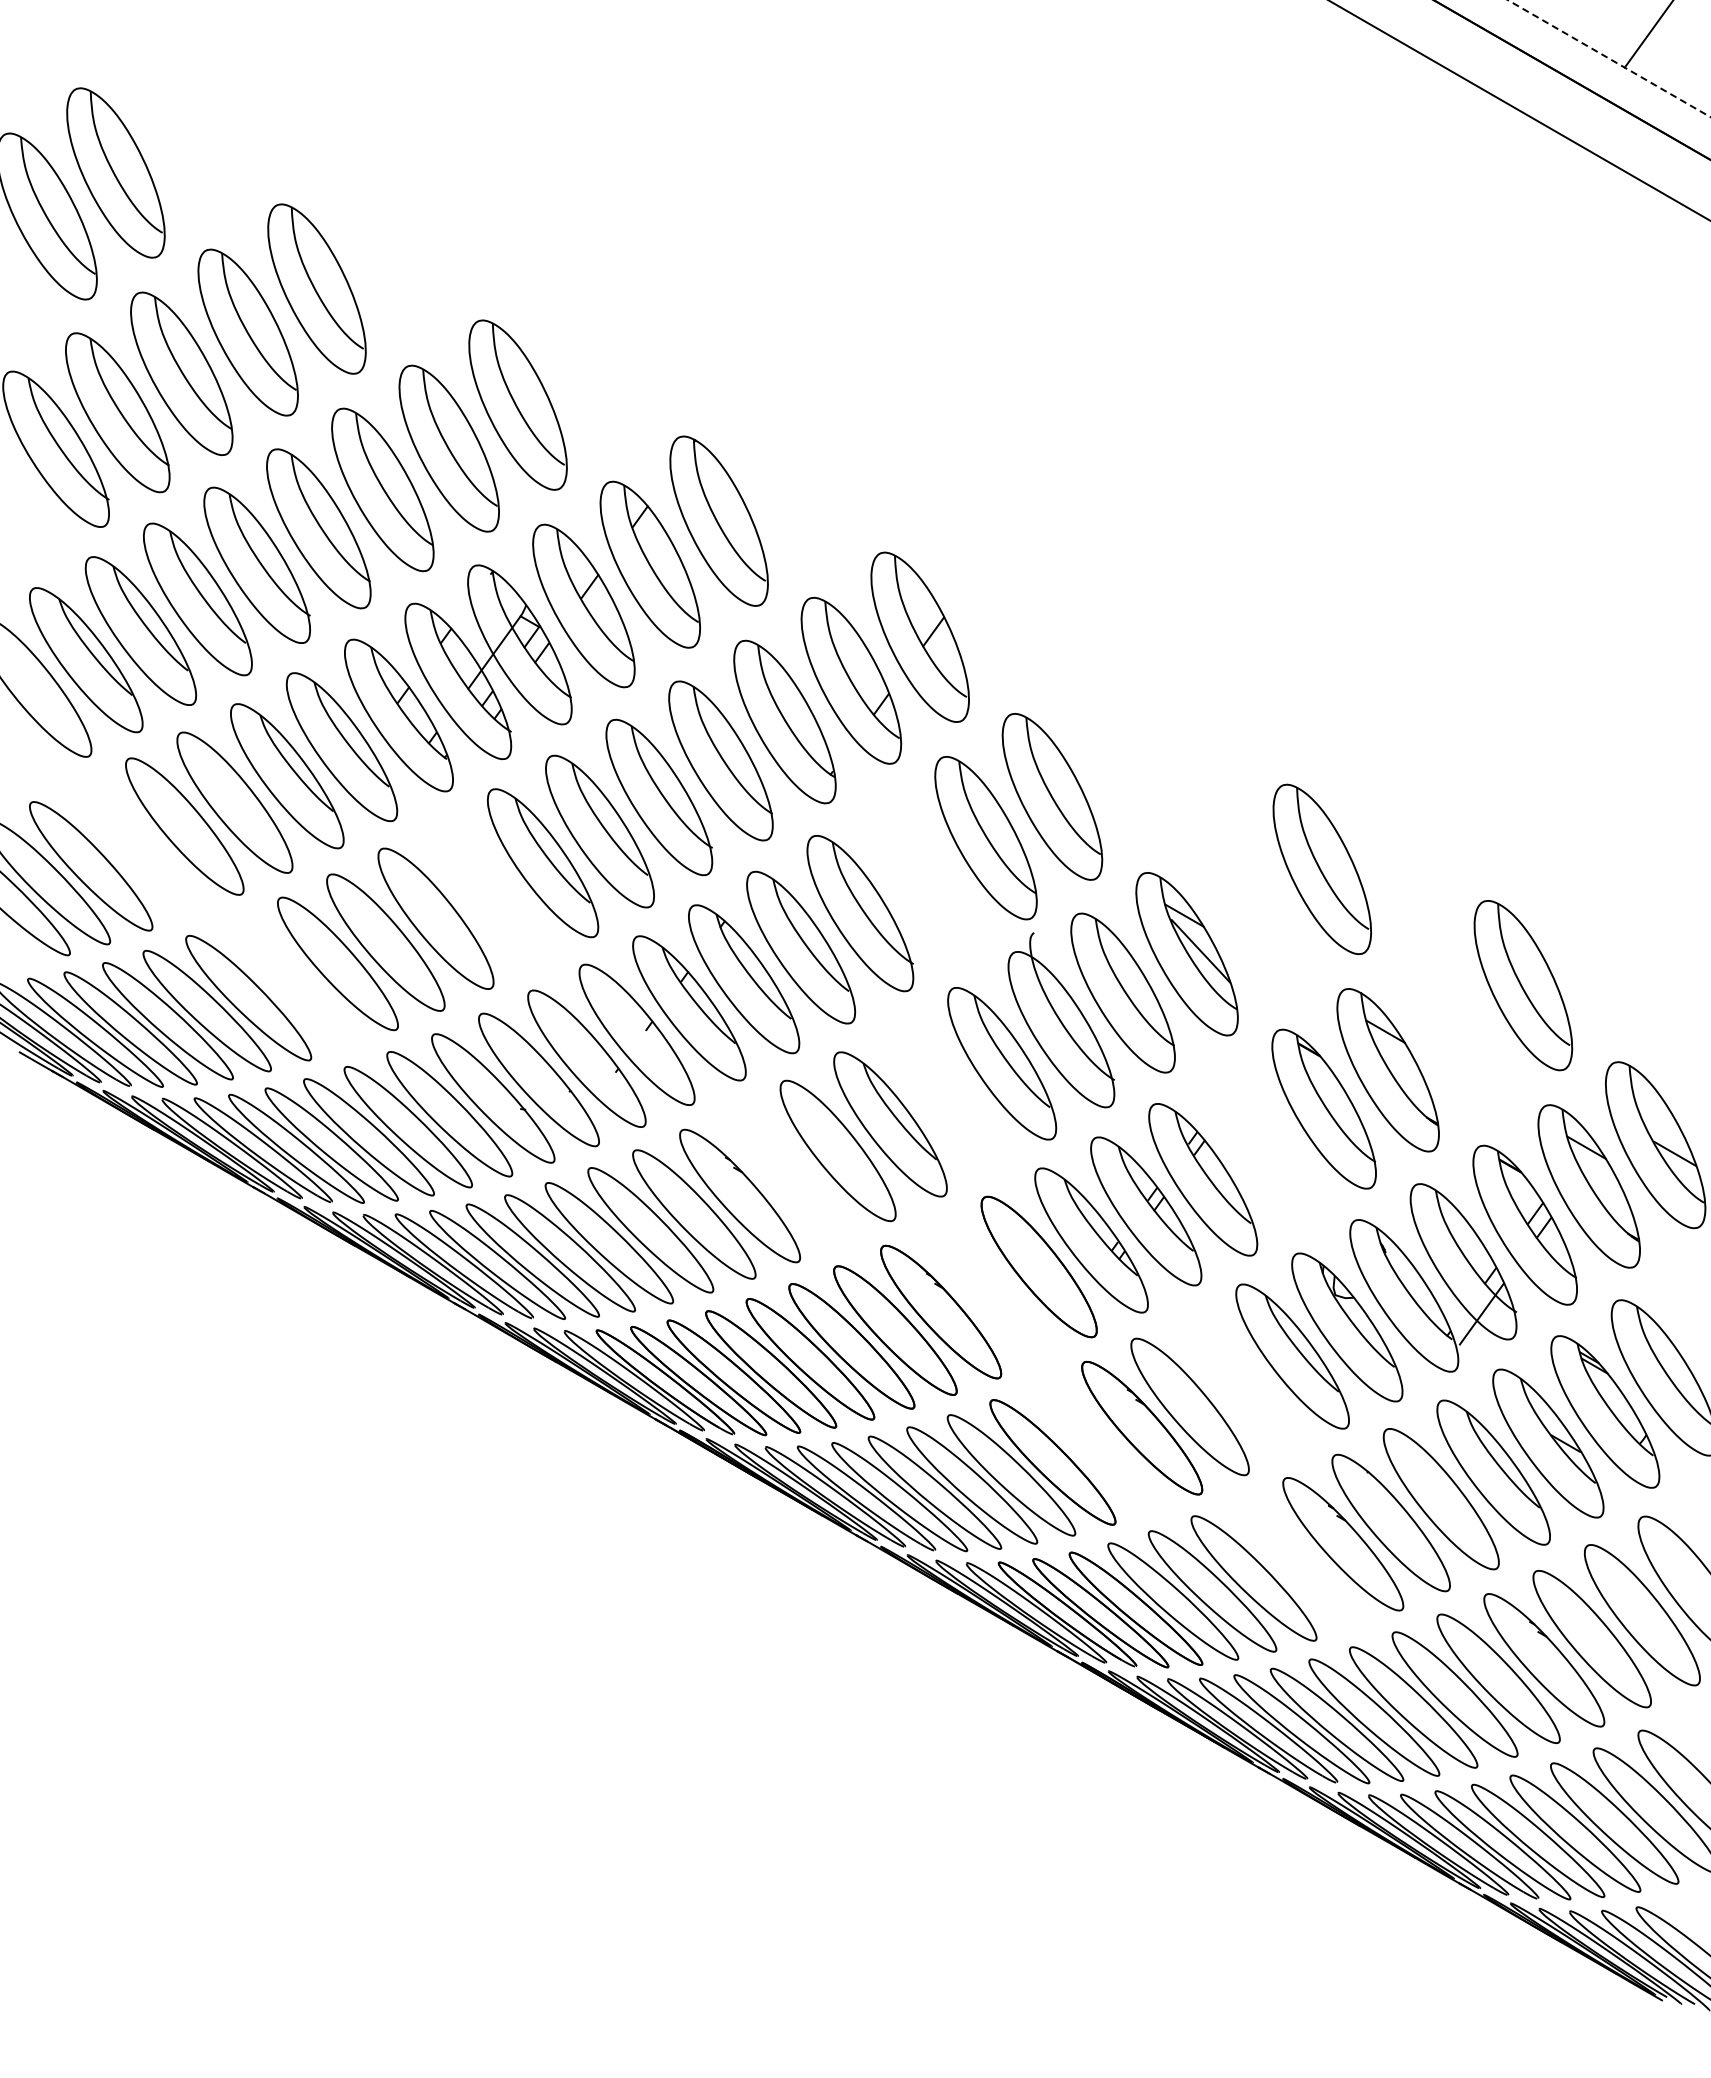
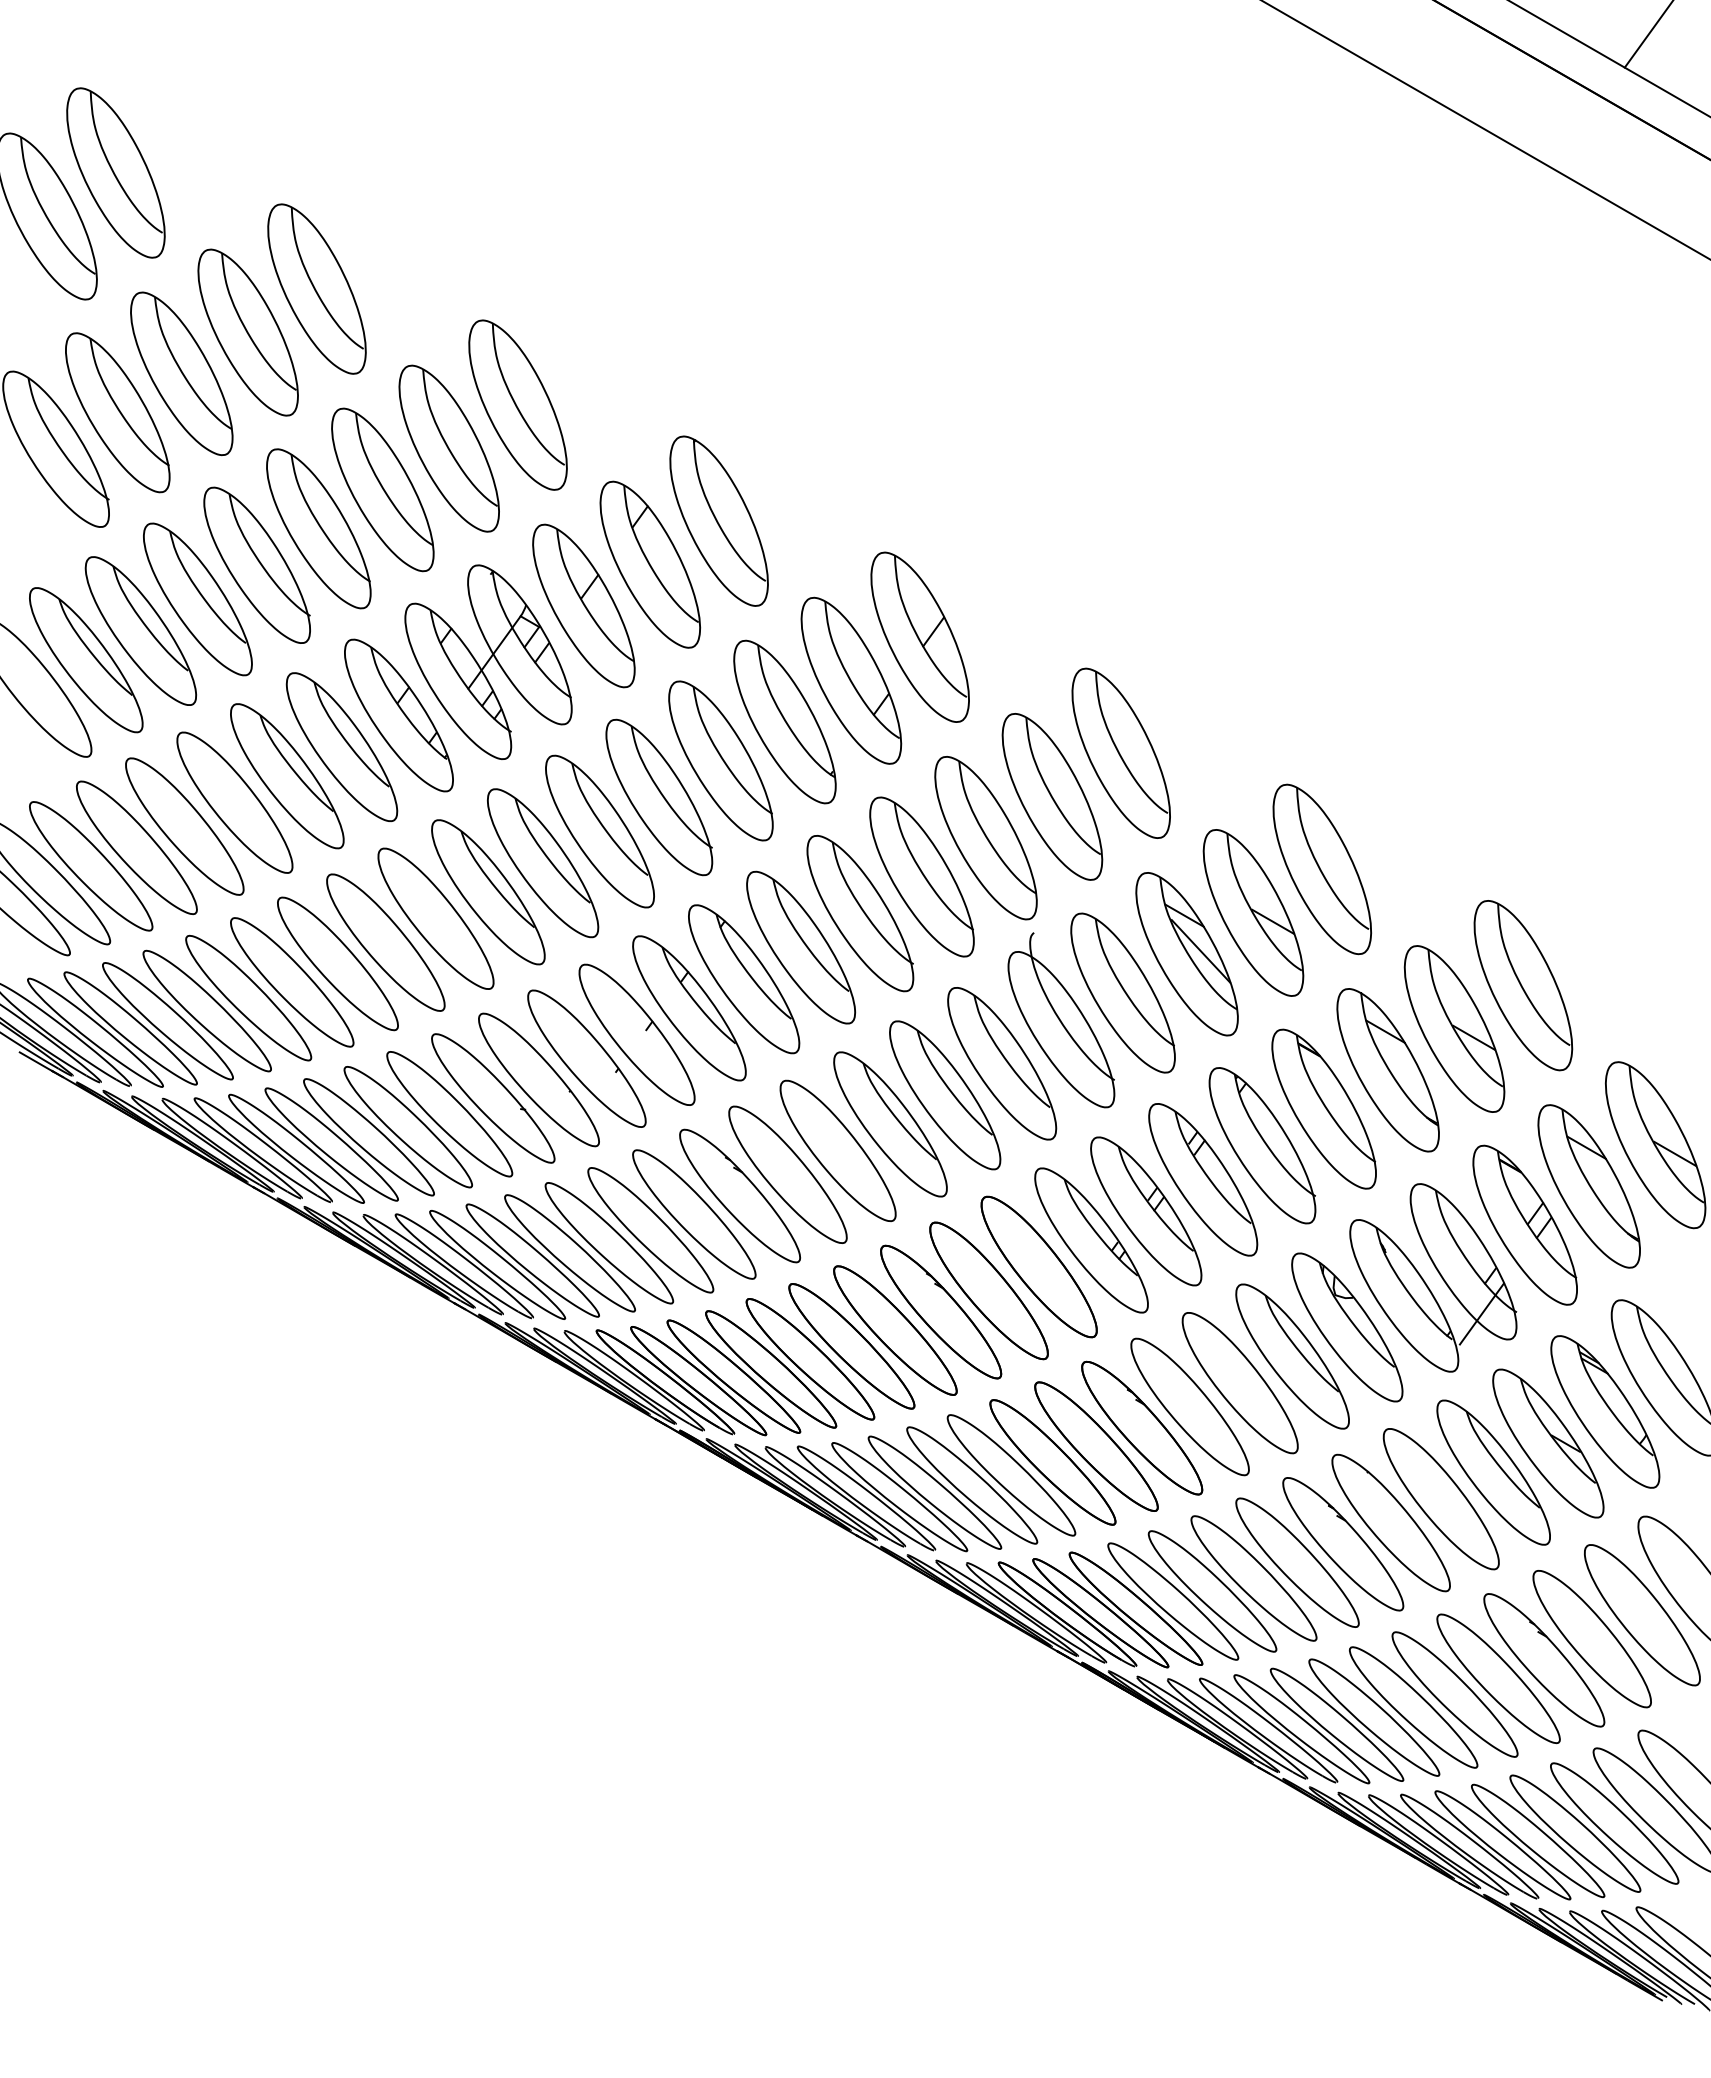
line: dashed -> solid (1609, 58)
line position: (1519, 110) -> (1485, 130) (1485, 130)
part: none -> present (1120, 752)
part: none -> present (136, 847)
part: none -> present (921, 876)
part: none -> present (488, 892)
part: none -> present (1253, 912)
part: none -> present (292, 982)
part: none -> present (1454, 1028)
part: none -> present (945, 1095)
part: none -> present (1262, 1145)
part: none -> present (787, 1174)
part: none -> present (988, 1290)
part: none -> present (1239, 1383)
part: none -> present (1096, 1446)
part: none -> present (1297, 1562)
